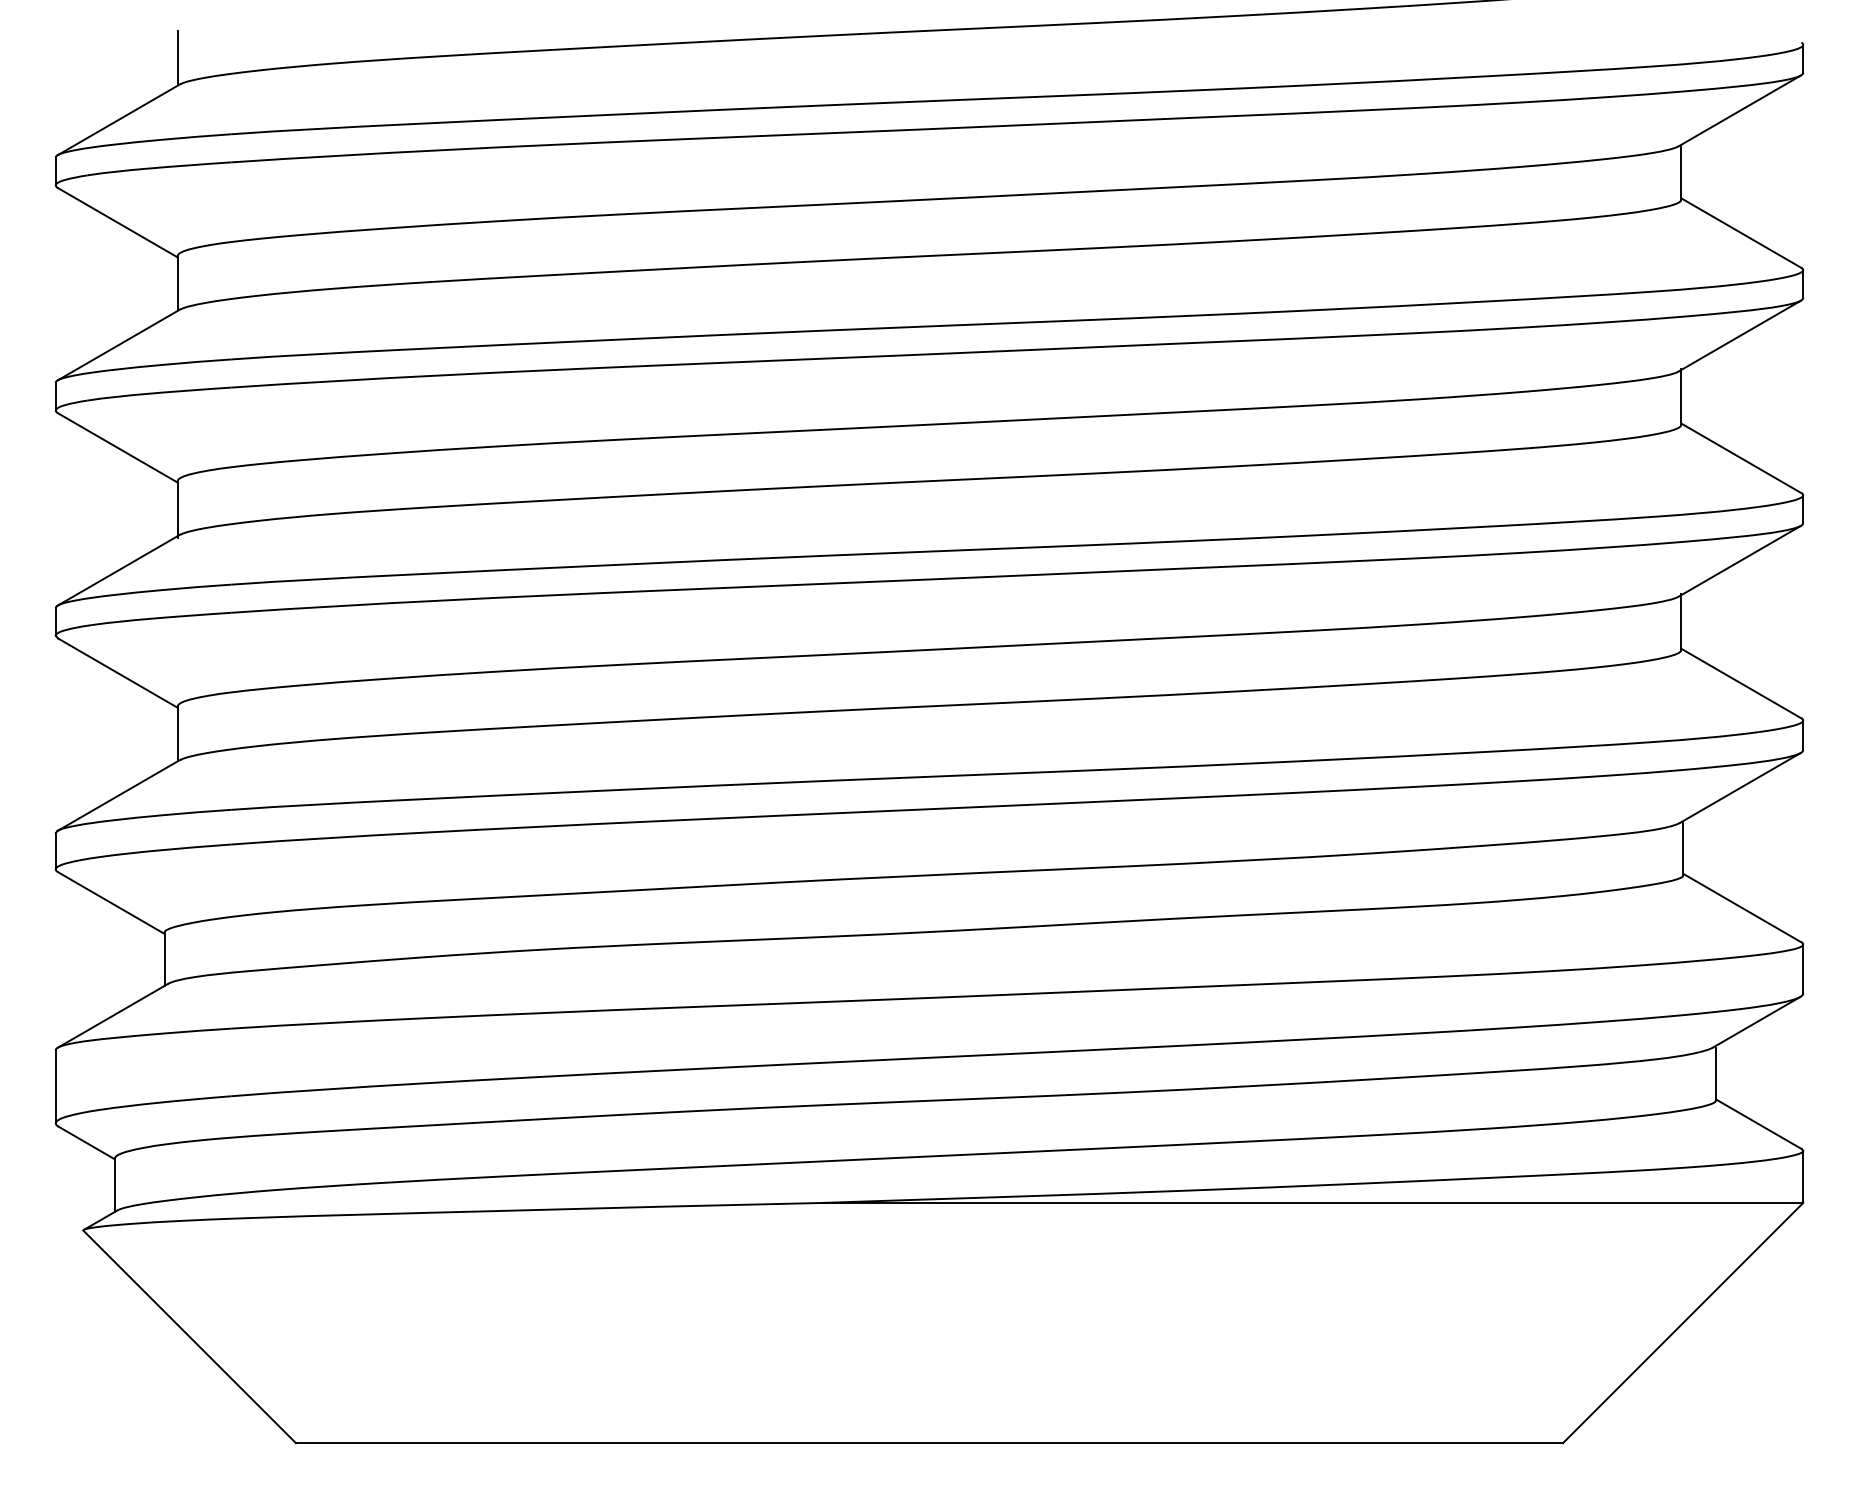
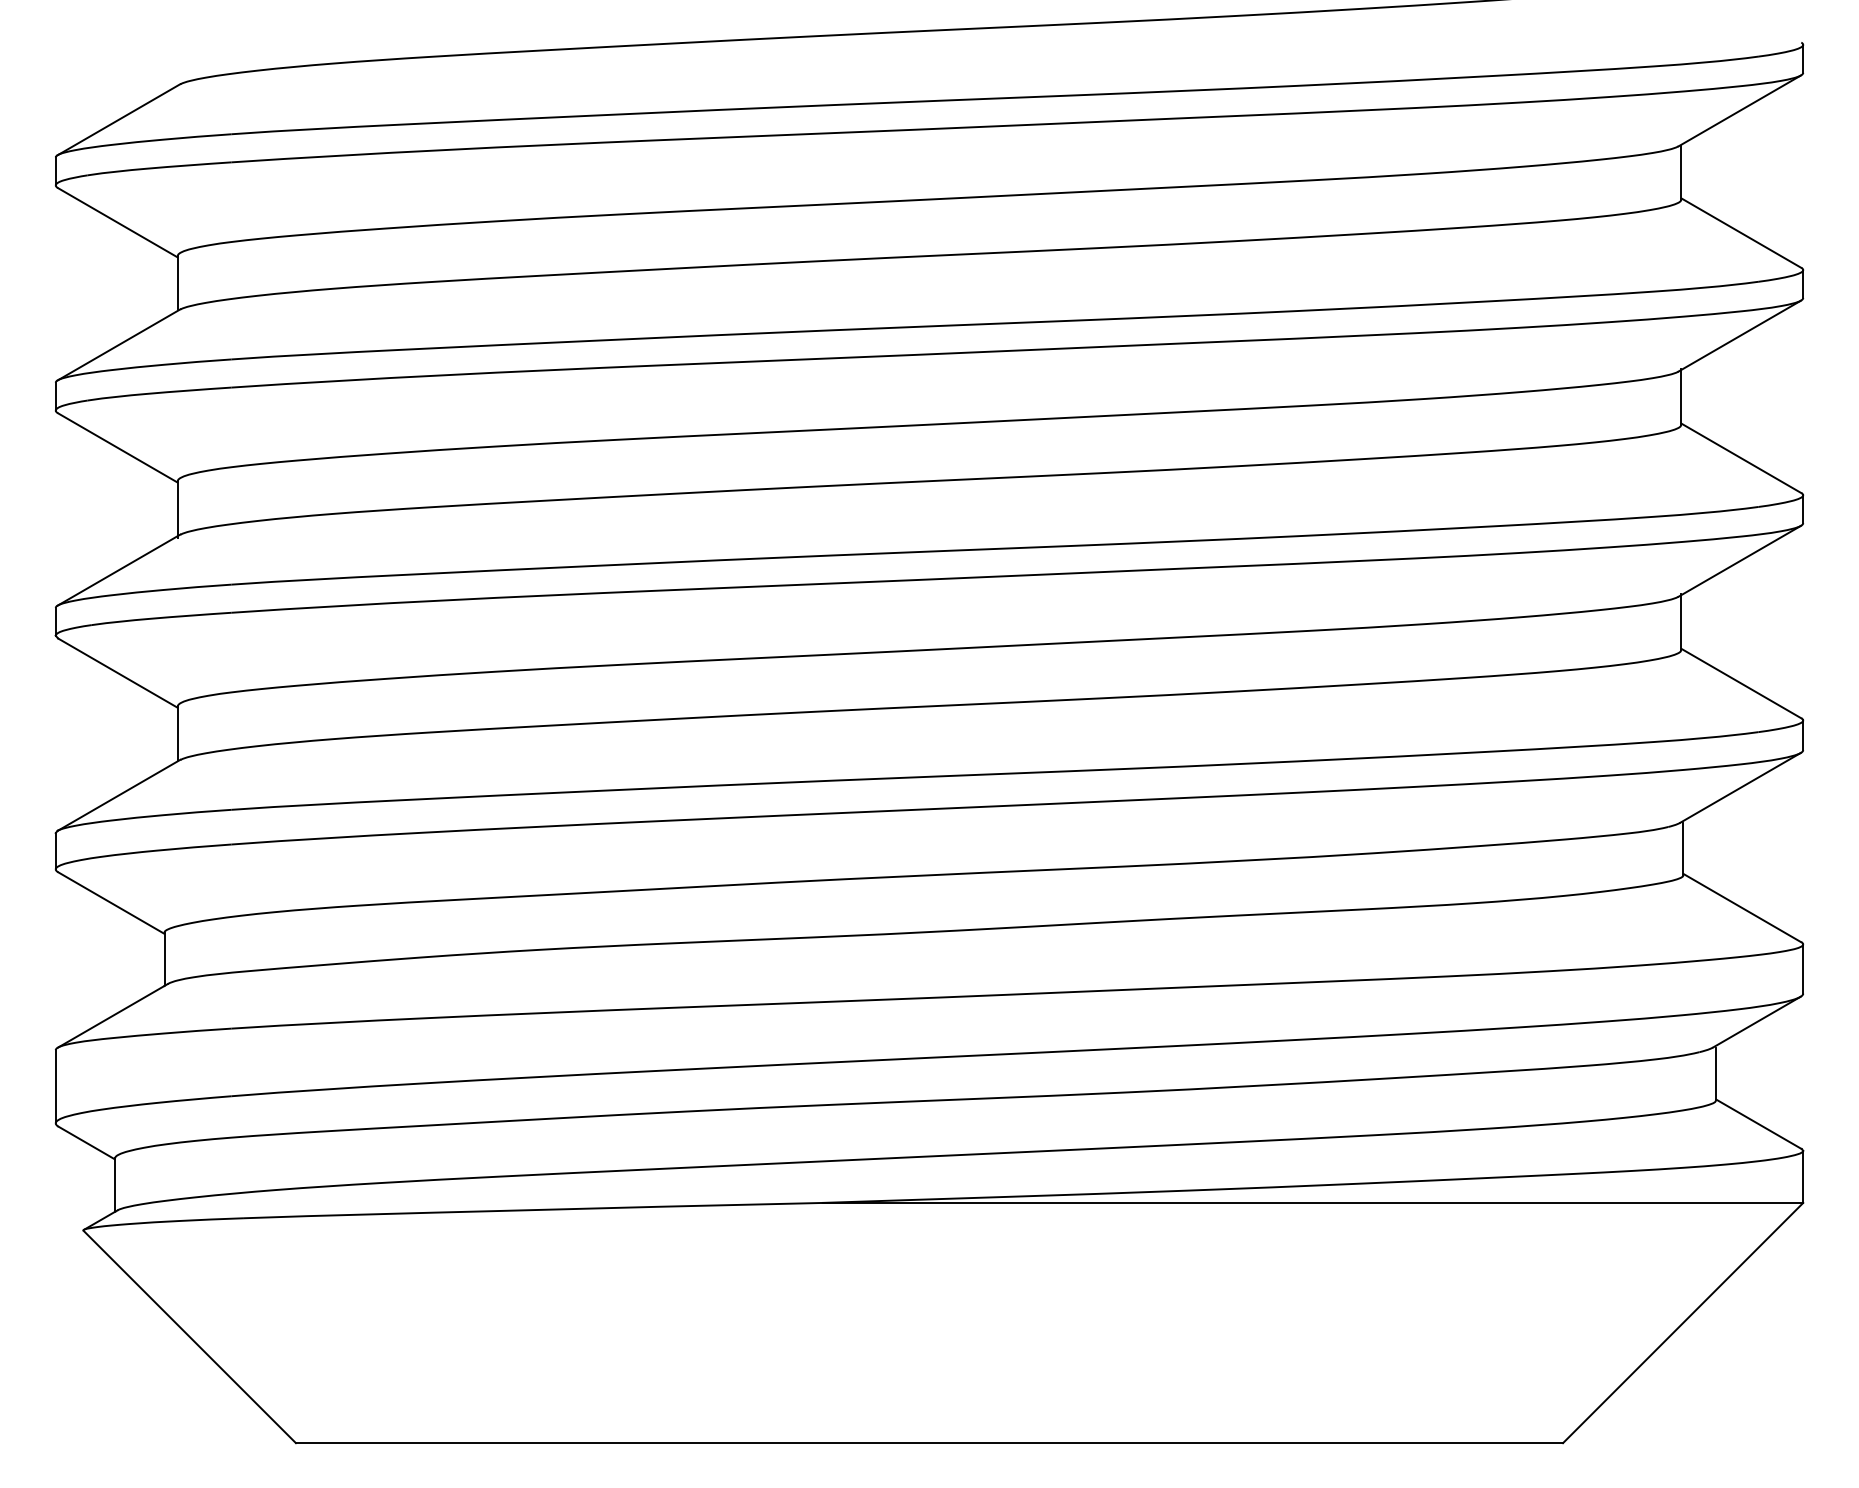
line: present -> none (177, 57)
